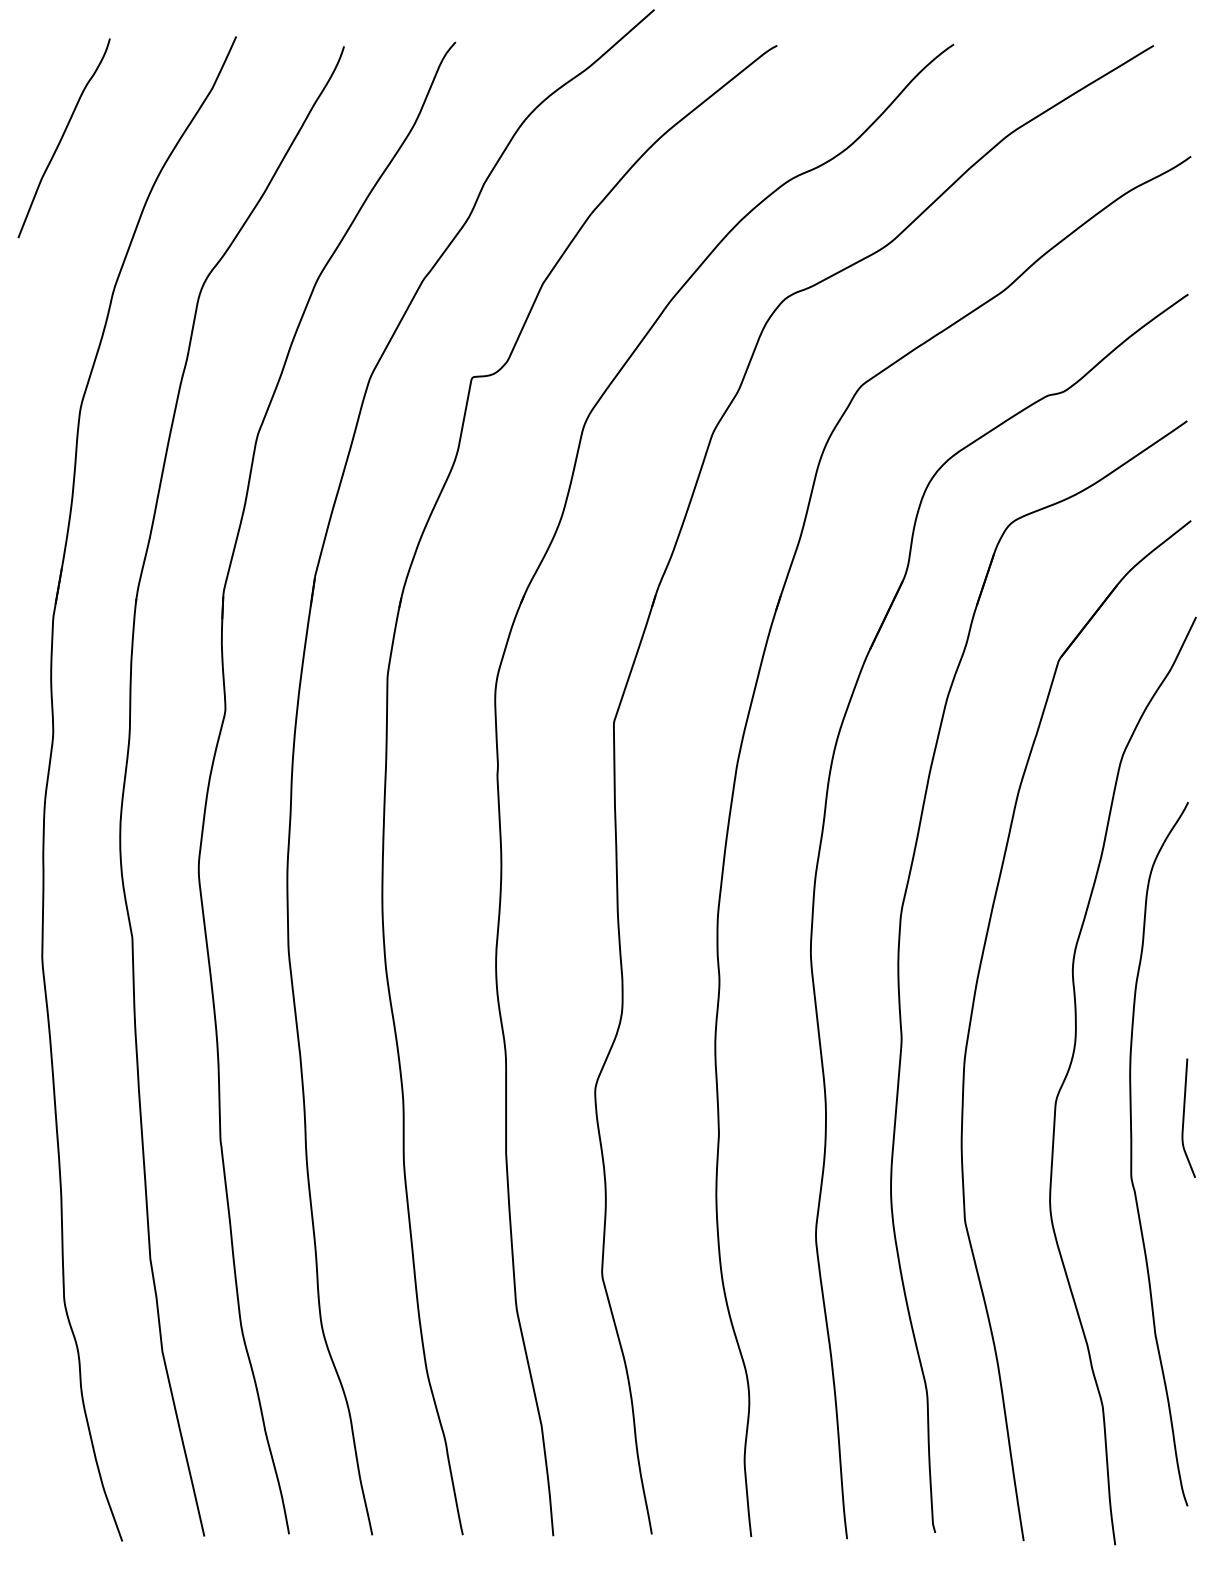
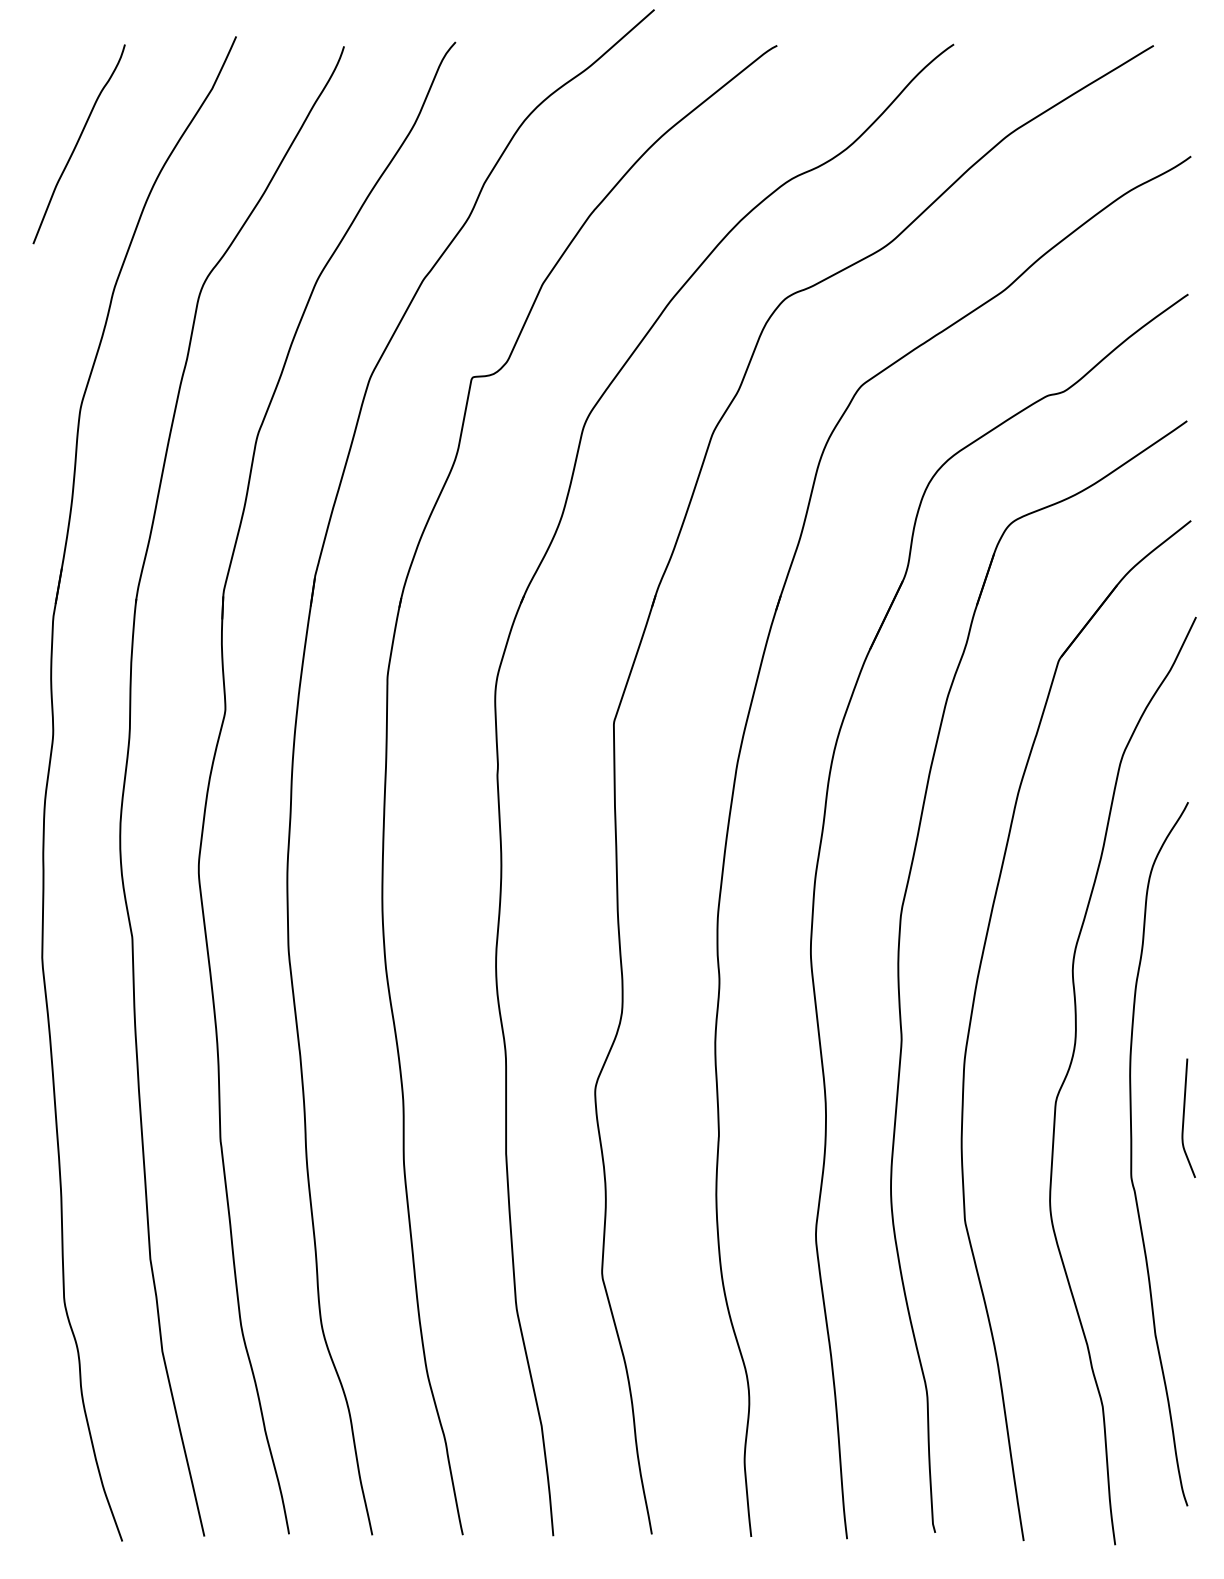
curve position: (63, 137) -> (78, 143) (78, 143)
